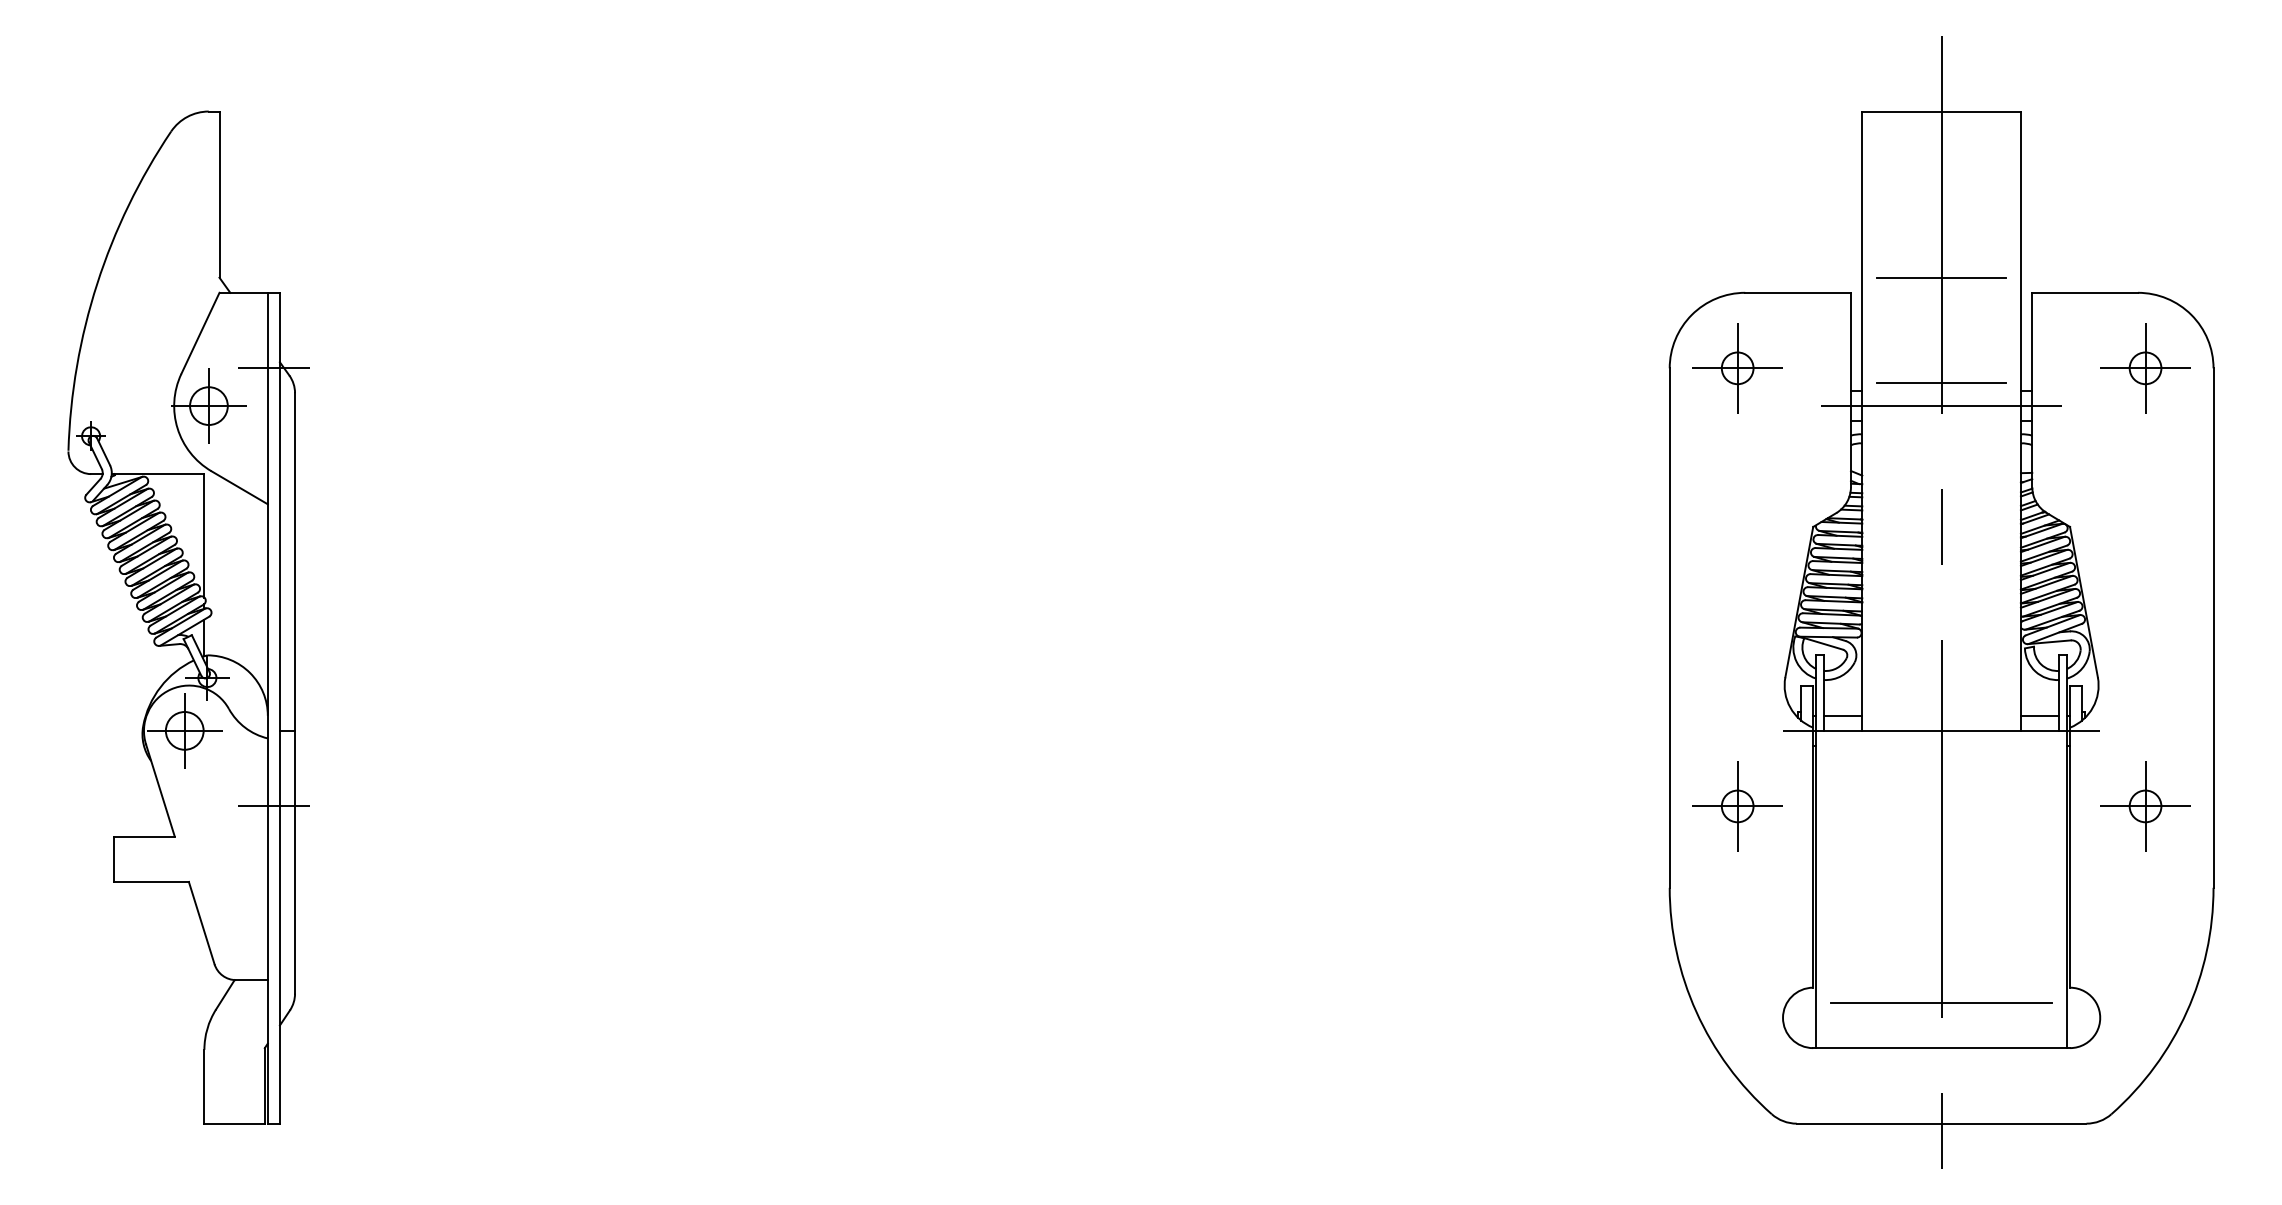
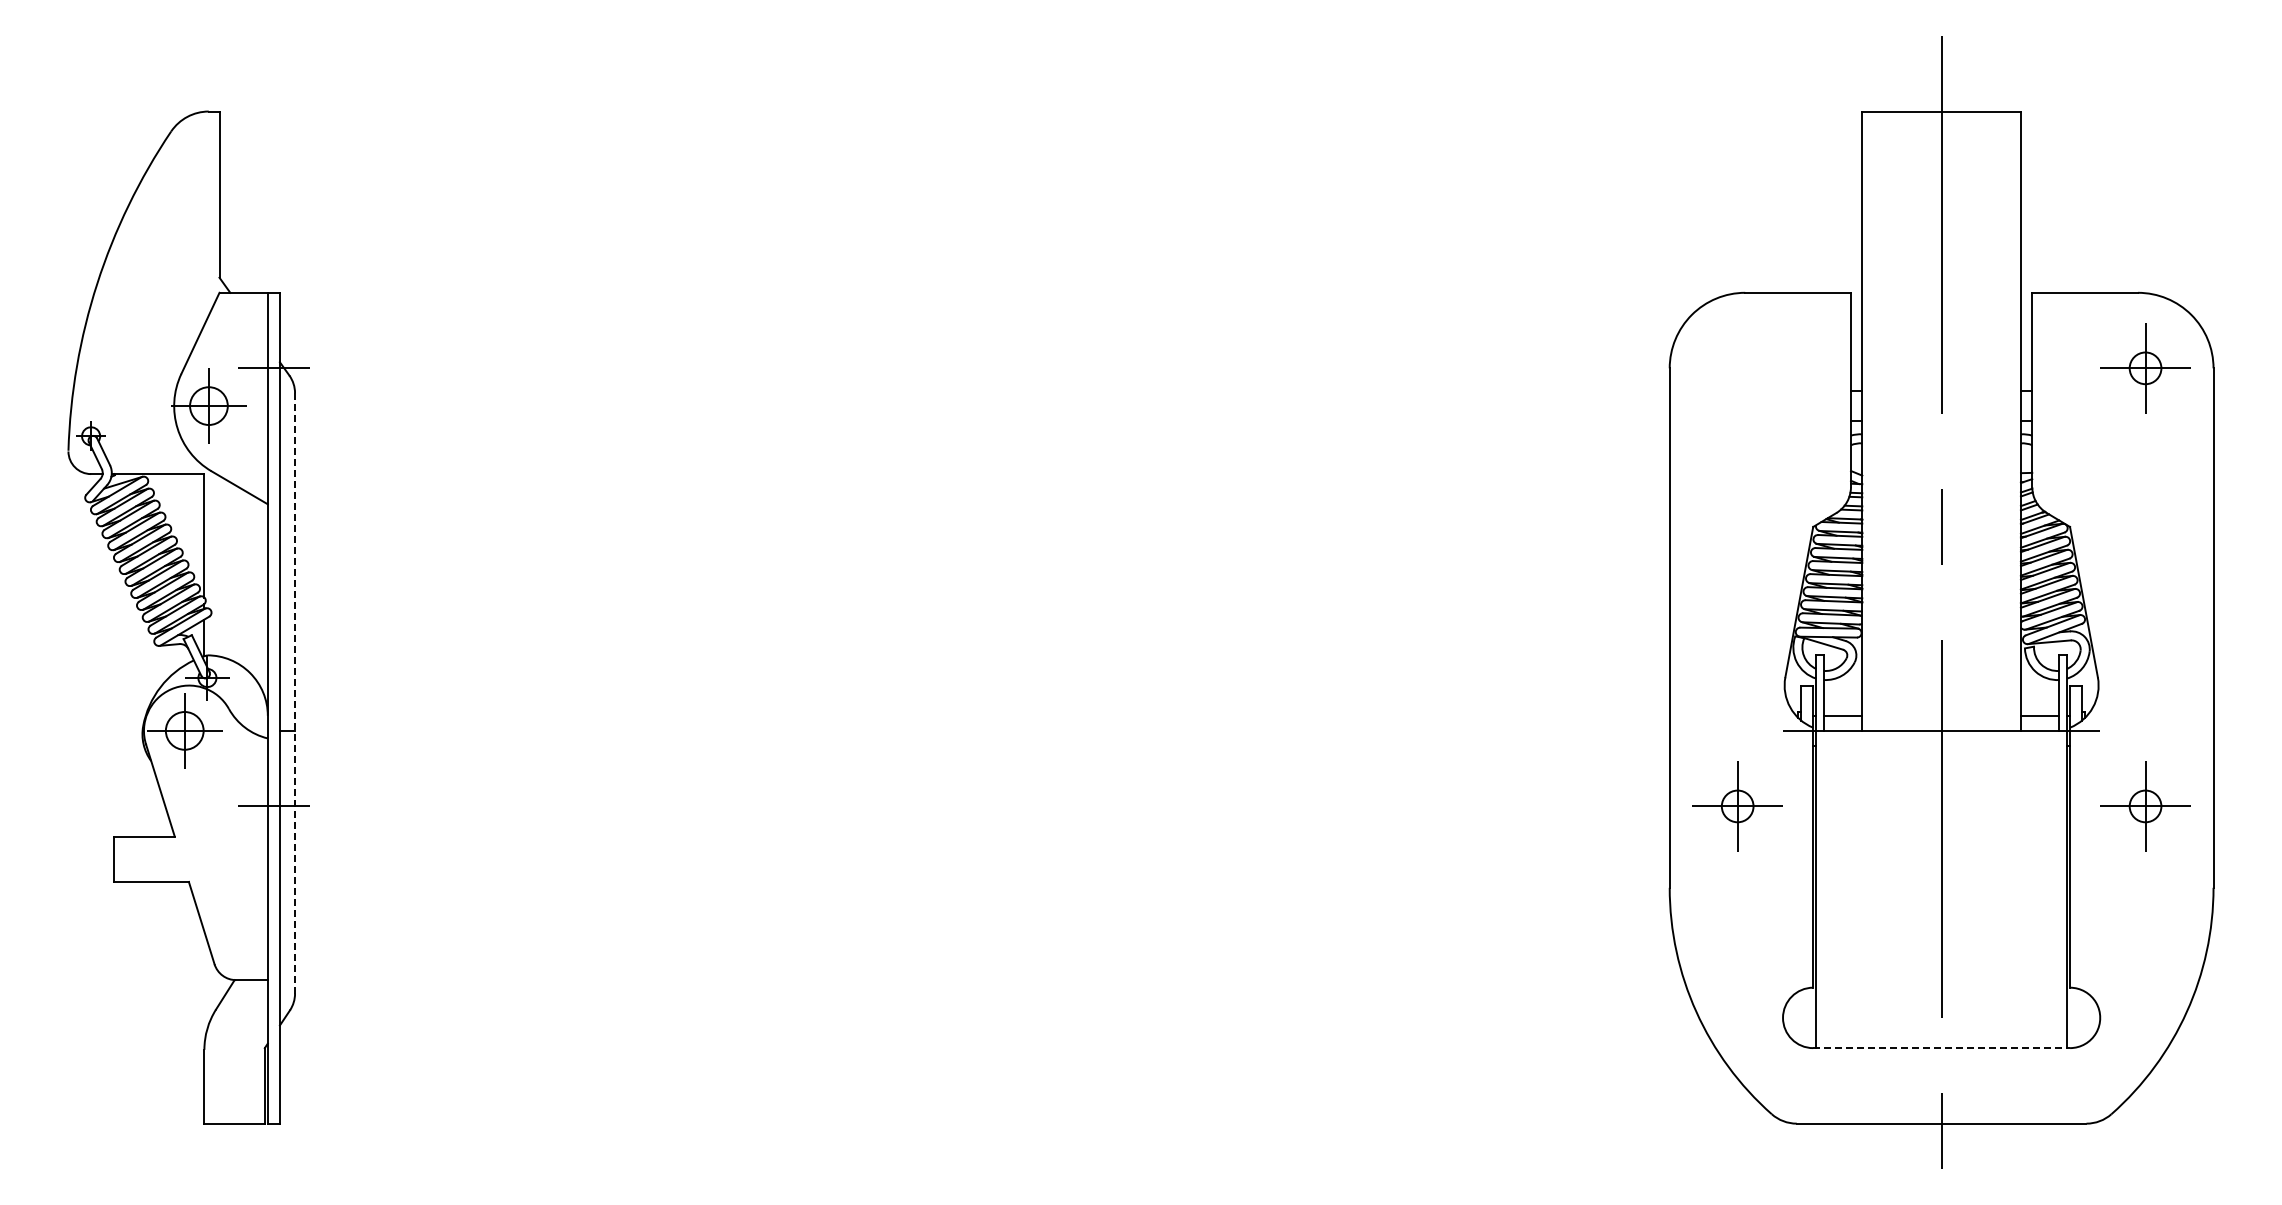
line: present -> none (1941, 277)
part: present -> none (1737, 368)
line: present -> none (1941, 383)
line: present -> none (1941, 406)
line: solid -> dashed (295, 693)
line: present -> none (1941, 1002)
line: solid -> dashed (1942, 1048)
